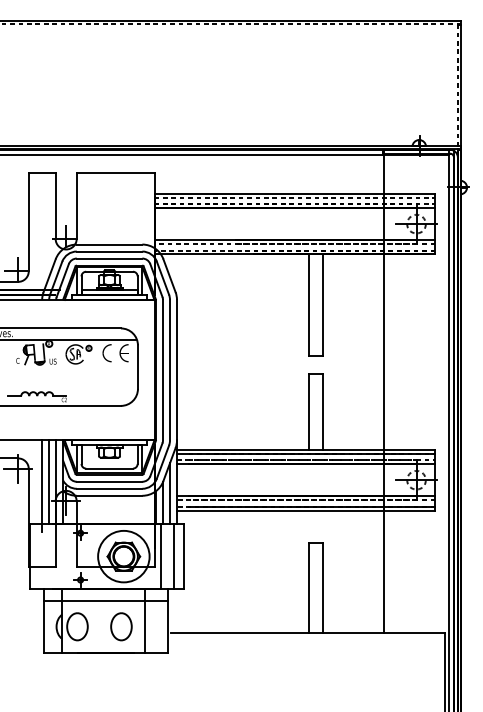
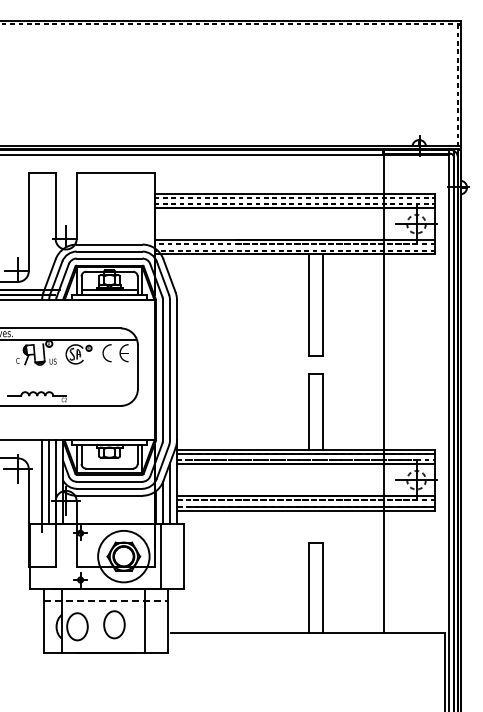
line: present -> none (174, 556)
line: solid -> dashed (106, 601)
part position: (121, 626) -> (114, 624) (114, 624)
